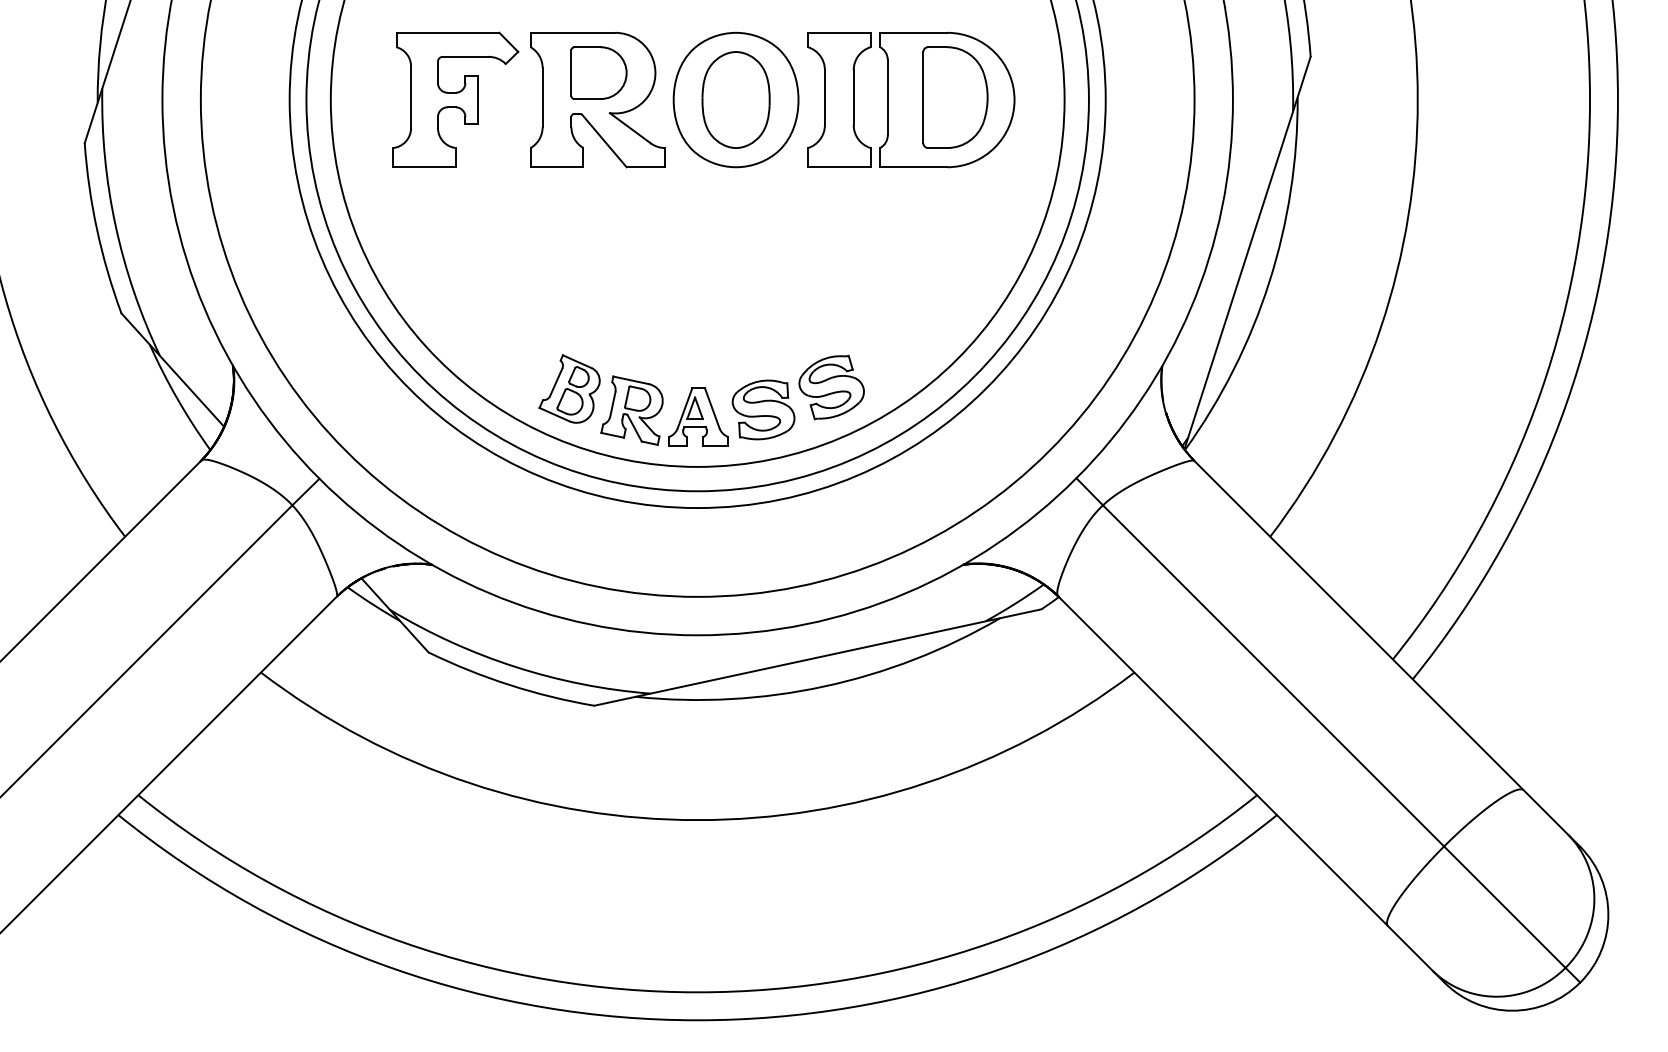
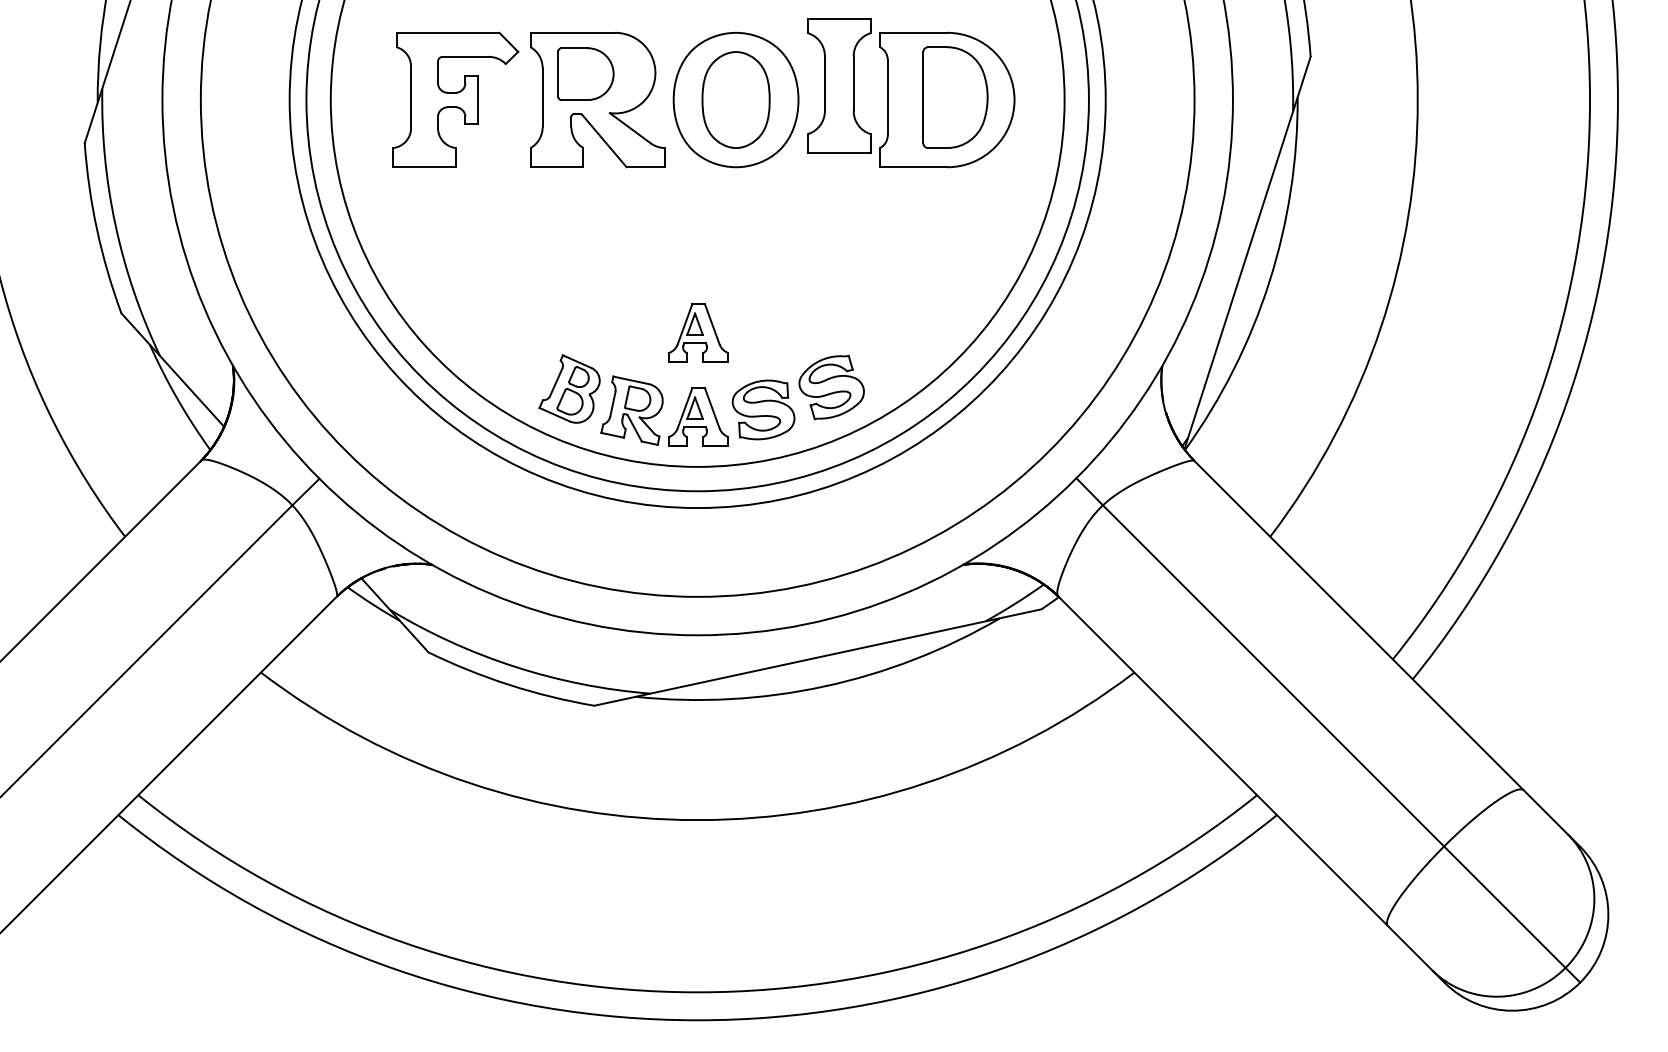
part position: (598, 72) -> (585, 73) (585, 73)
part position: (839, 99) -> (839, 85) (839, 85)
part: none -> present (698, 332)
